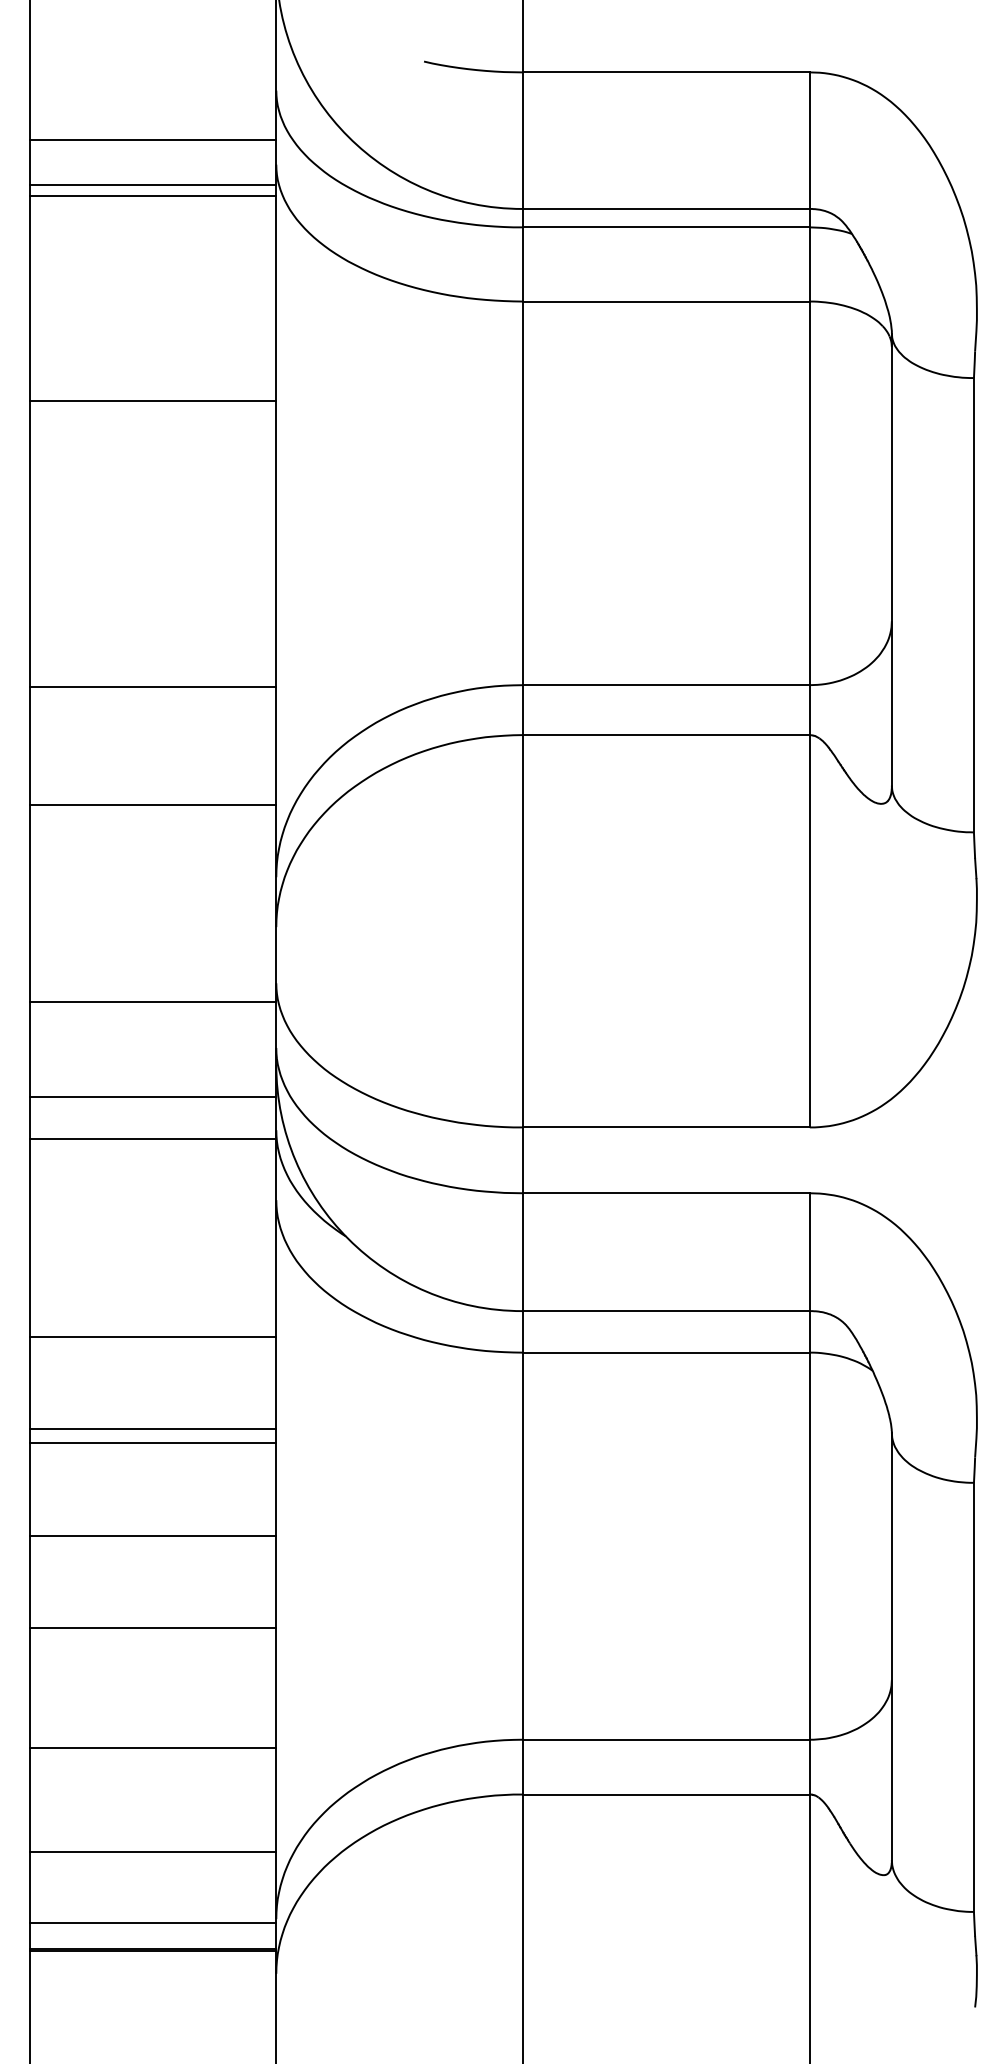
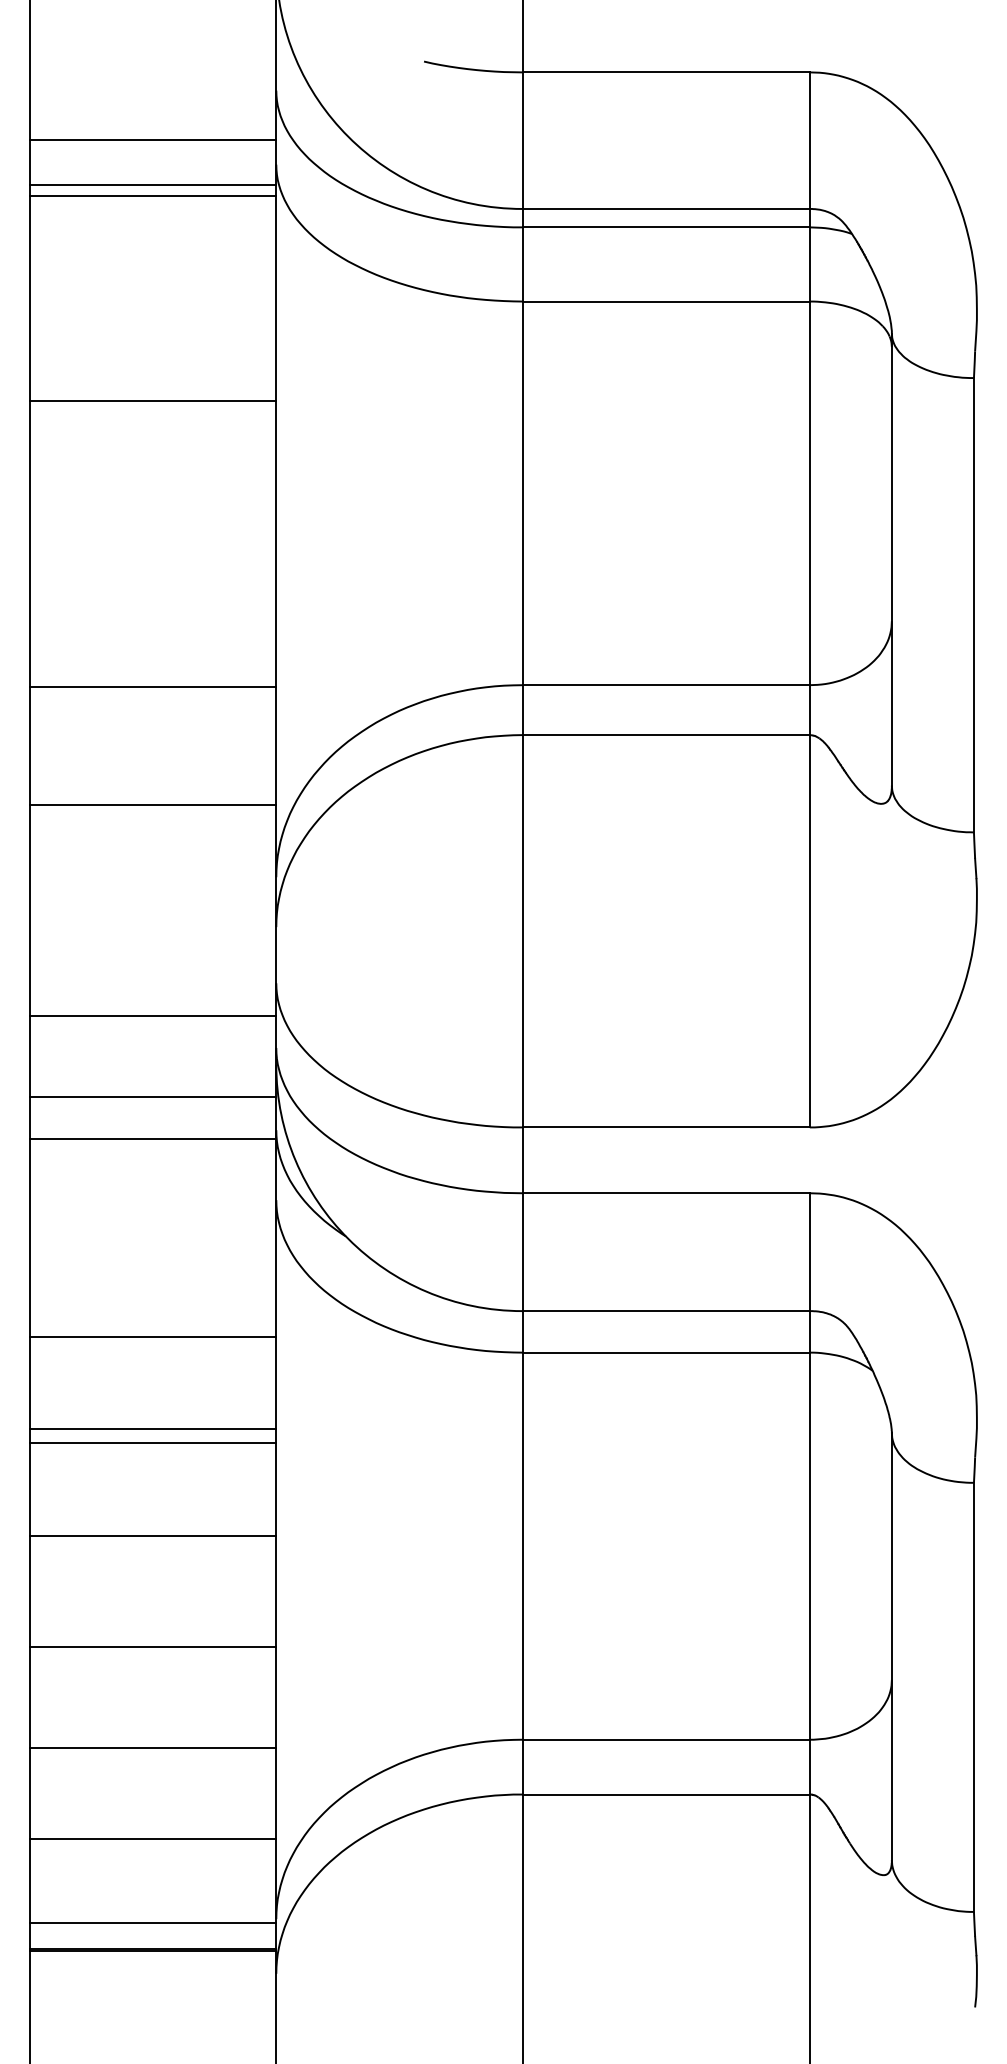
line position: (153, 1002) -> (153, 1016) (153, 1016)
line position: (153, 1627) -> (153, 1646) (153, 1646)
line position: (153, 1851) -> (153, 1838) (153, 1838)
